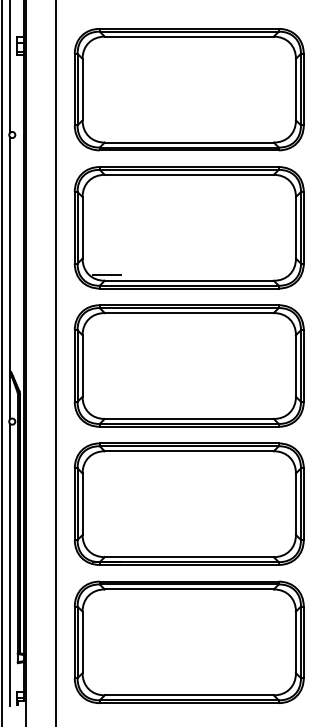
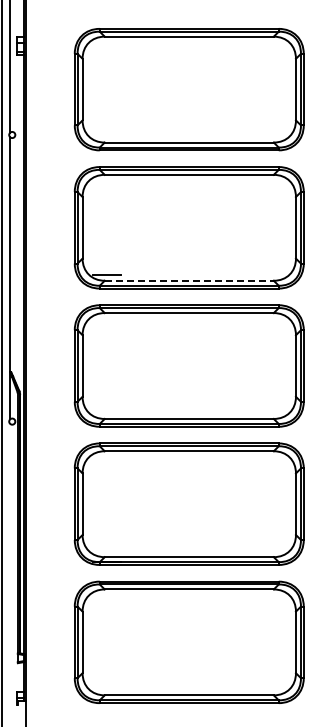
line: solid -> dashed (189, 280)
line: present -> none (56, 362)
line: present -> none (10, 564)
